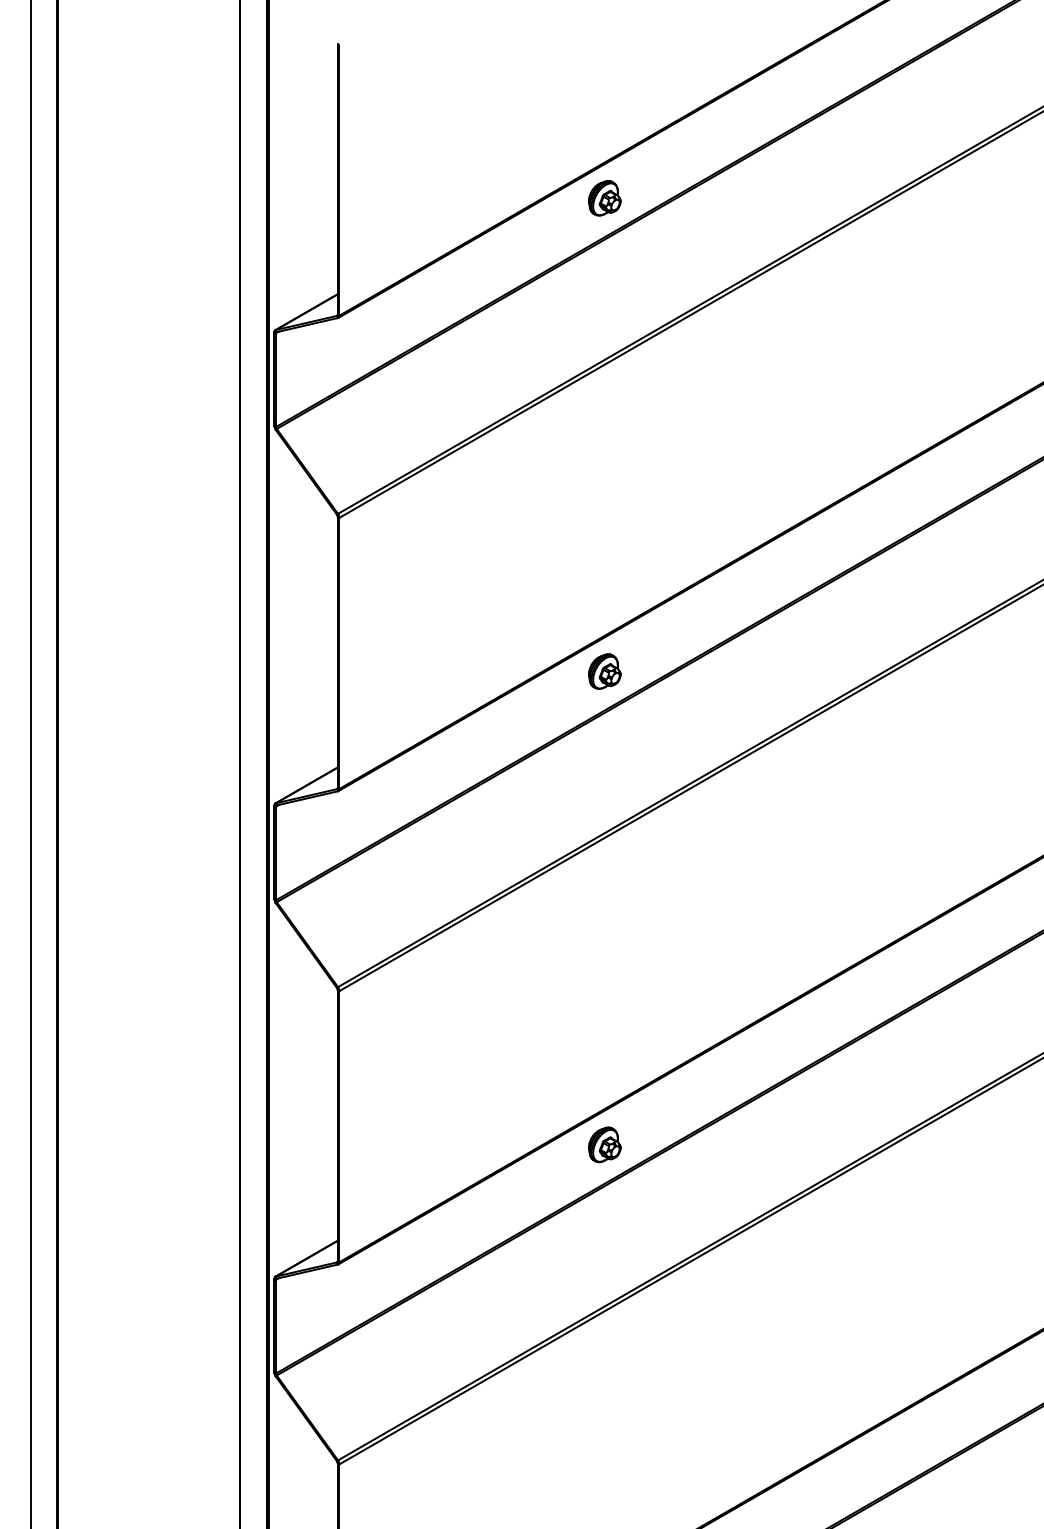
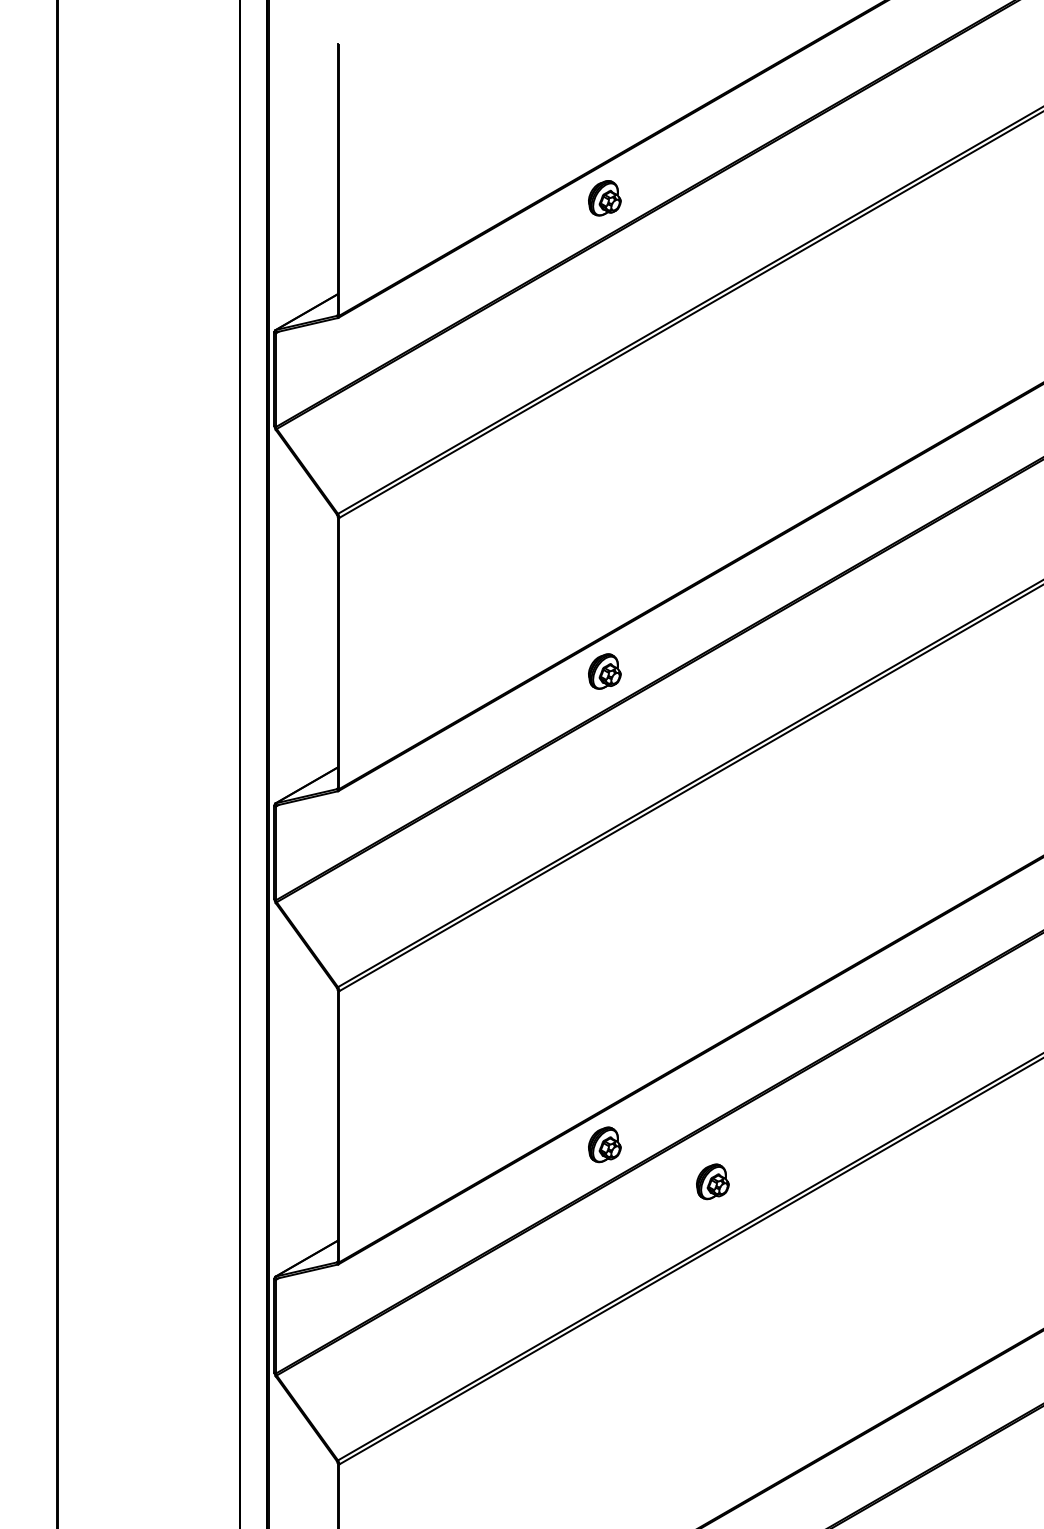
line: present -> none (31, 763)
part: none -> present (712, 1181)
